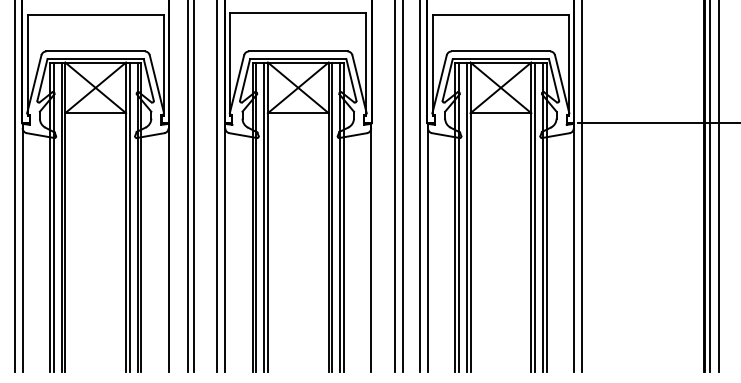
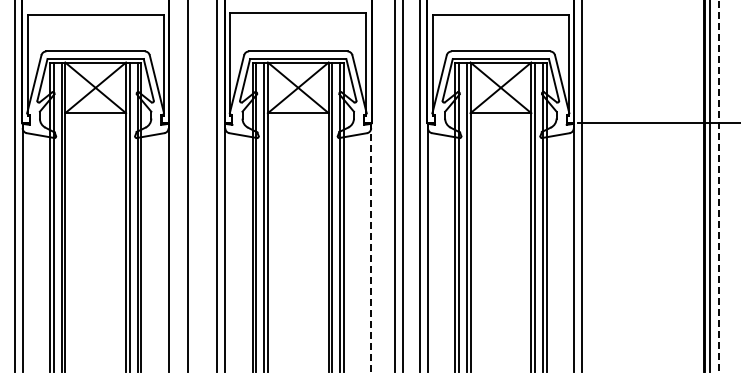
line: present -> none (193, 186)
line: solid -> dashed (718, 186)
line: solid -> dashed (371, 246)
